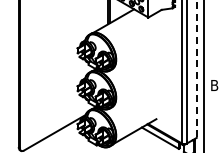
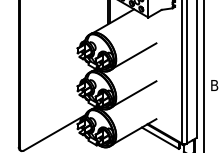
line: none -> present (134, 55)
line: dashed -> solid (196, 69)
line: none -> present (134, 93)
